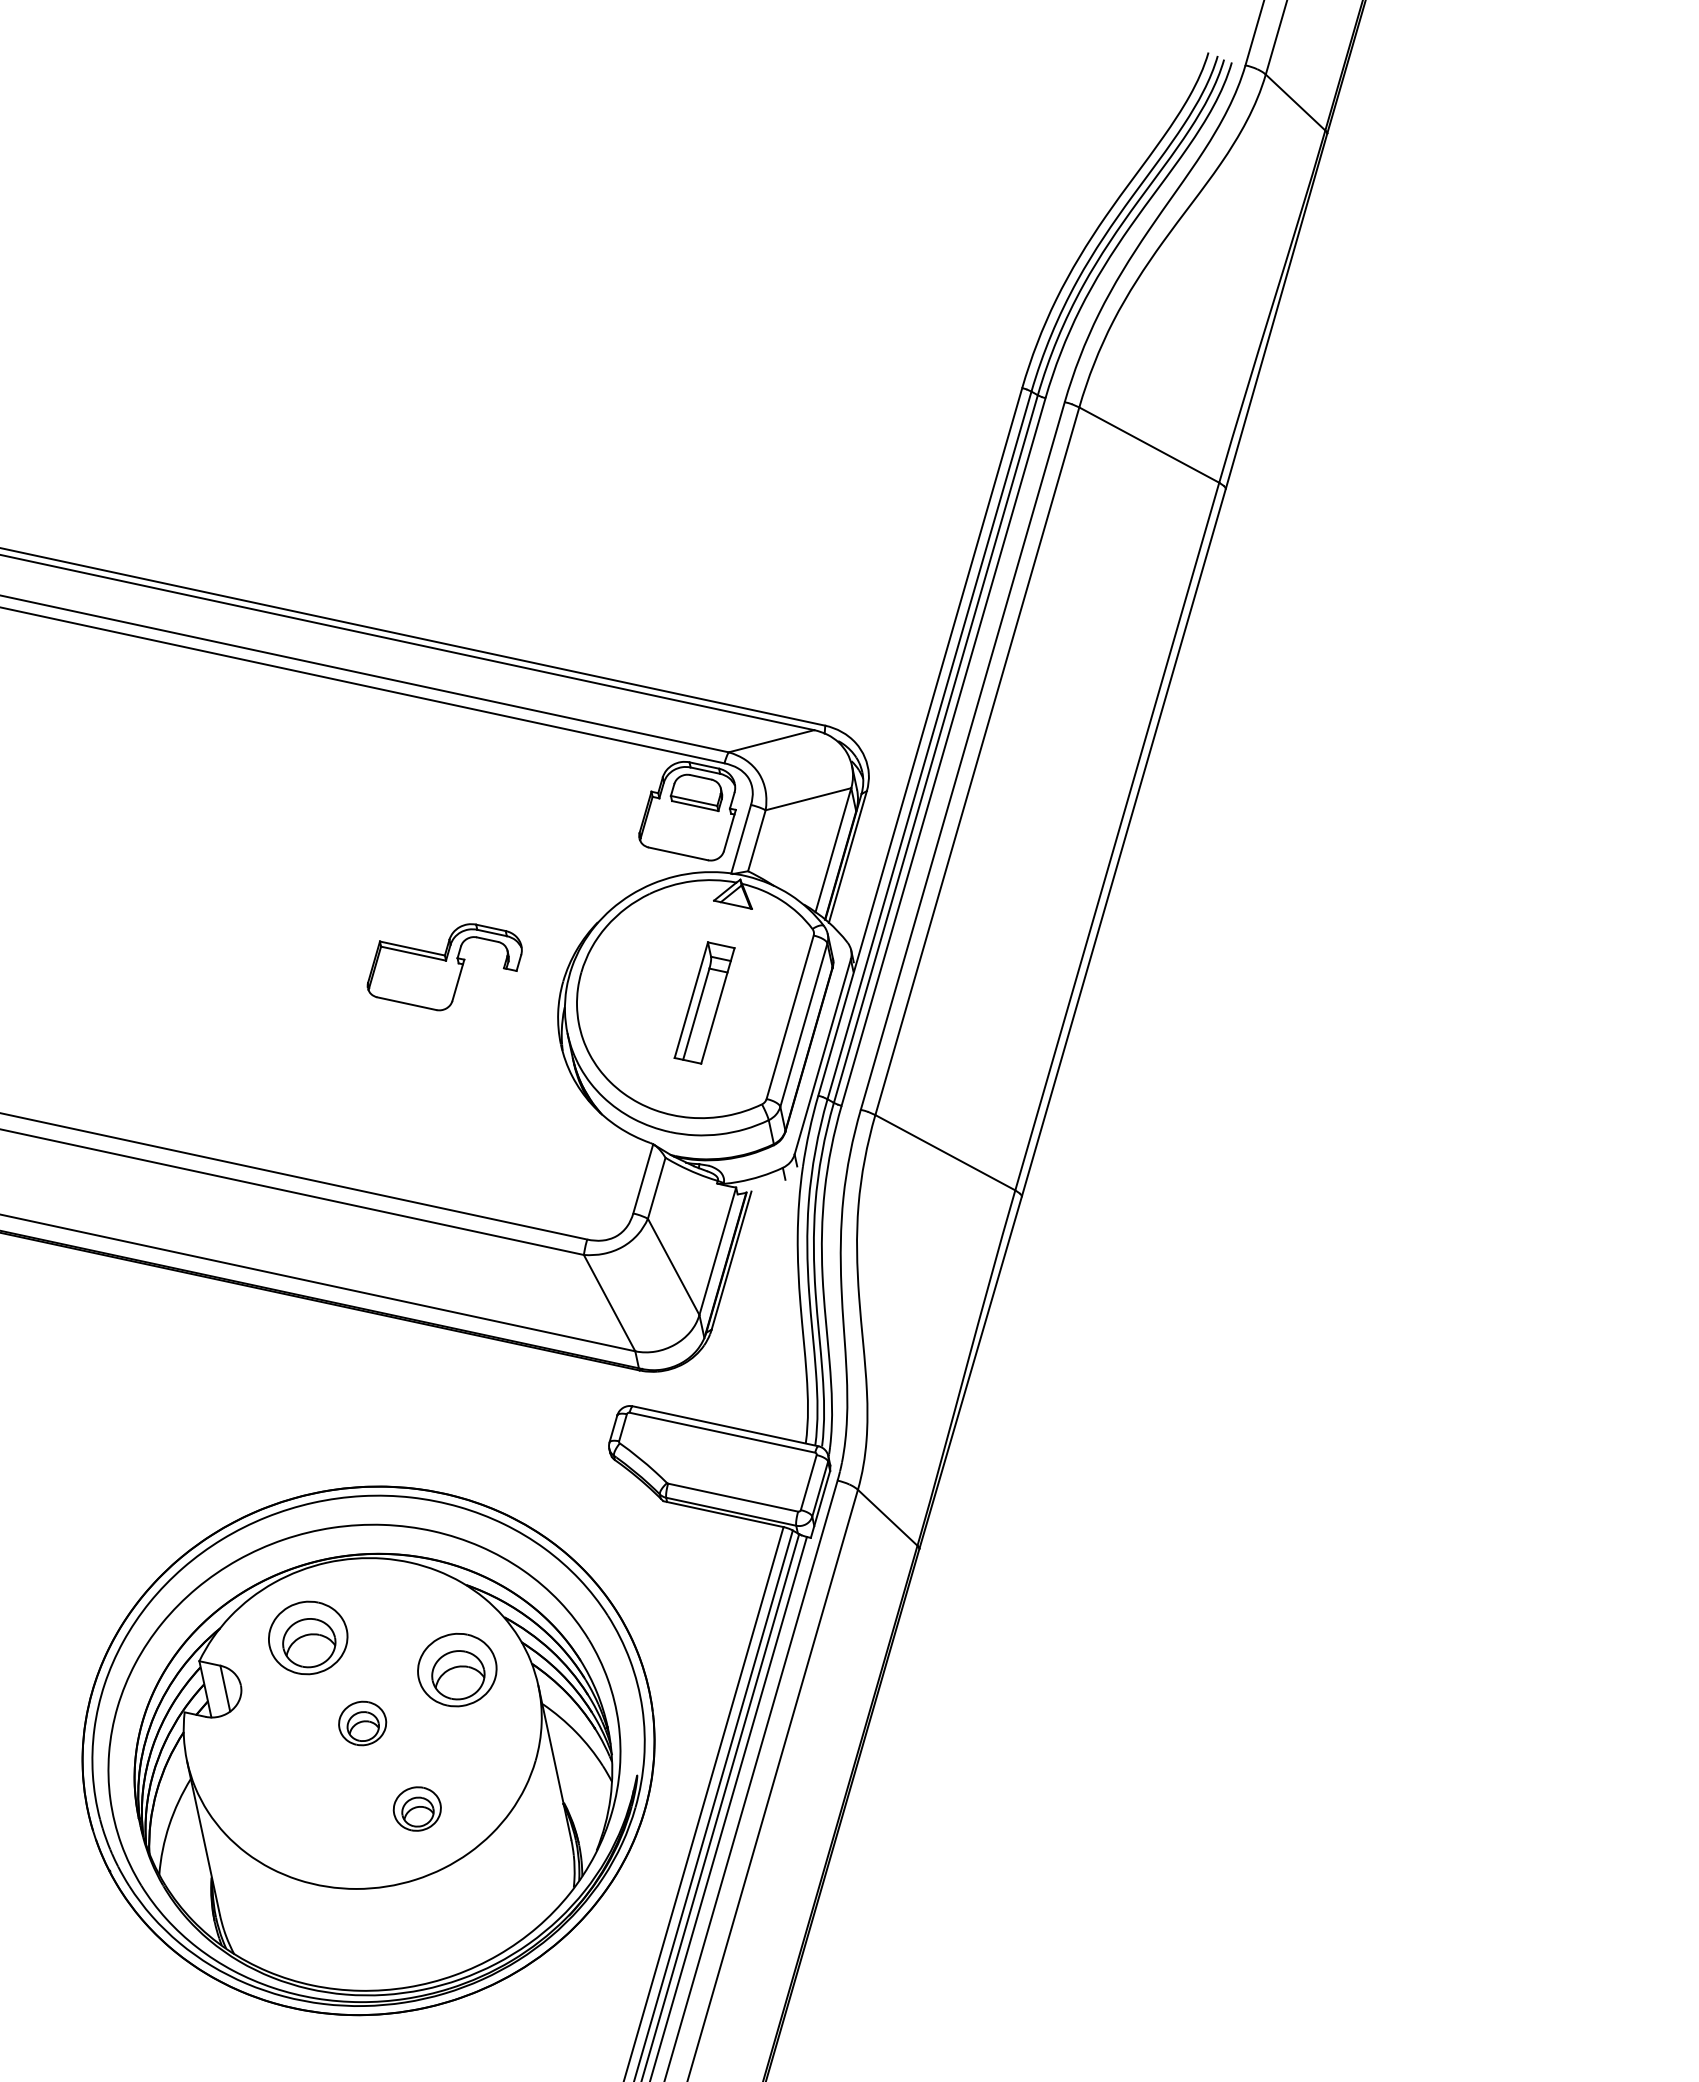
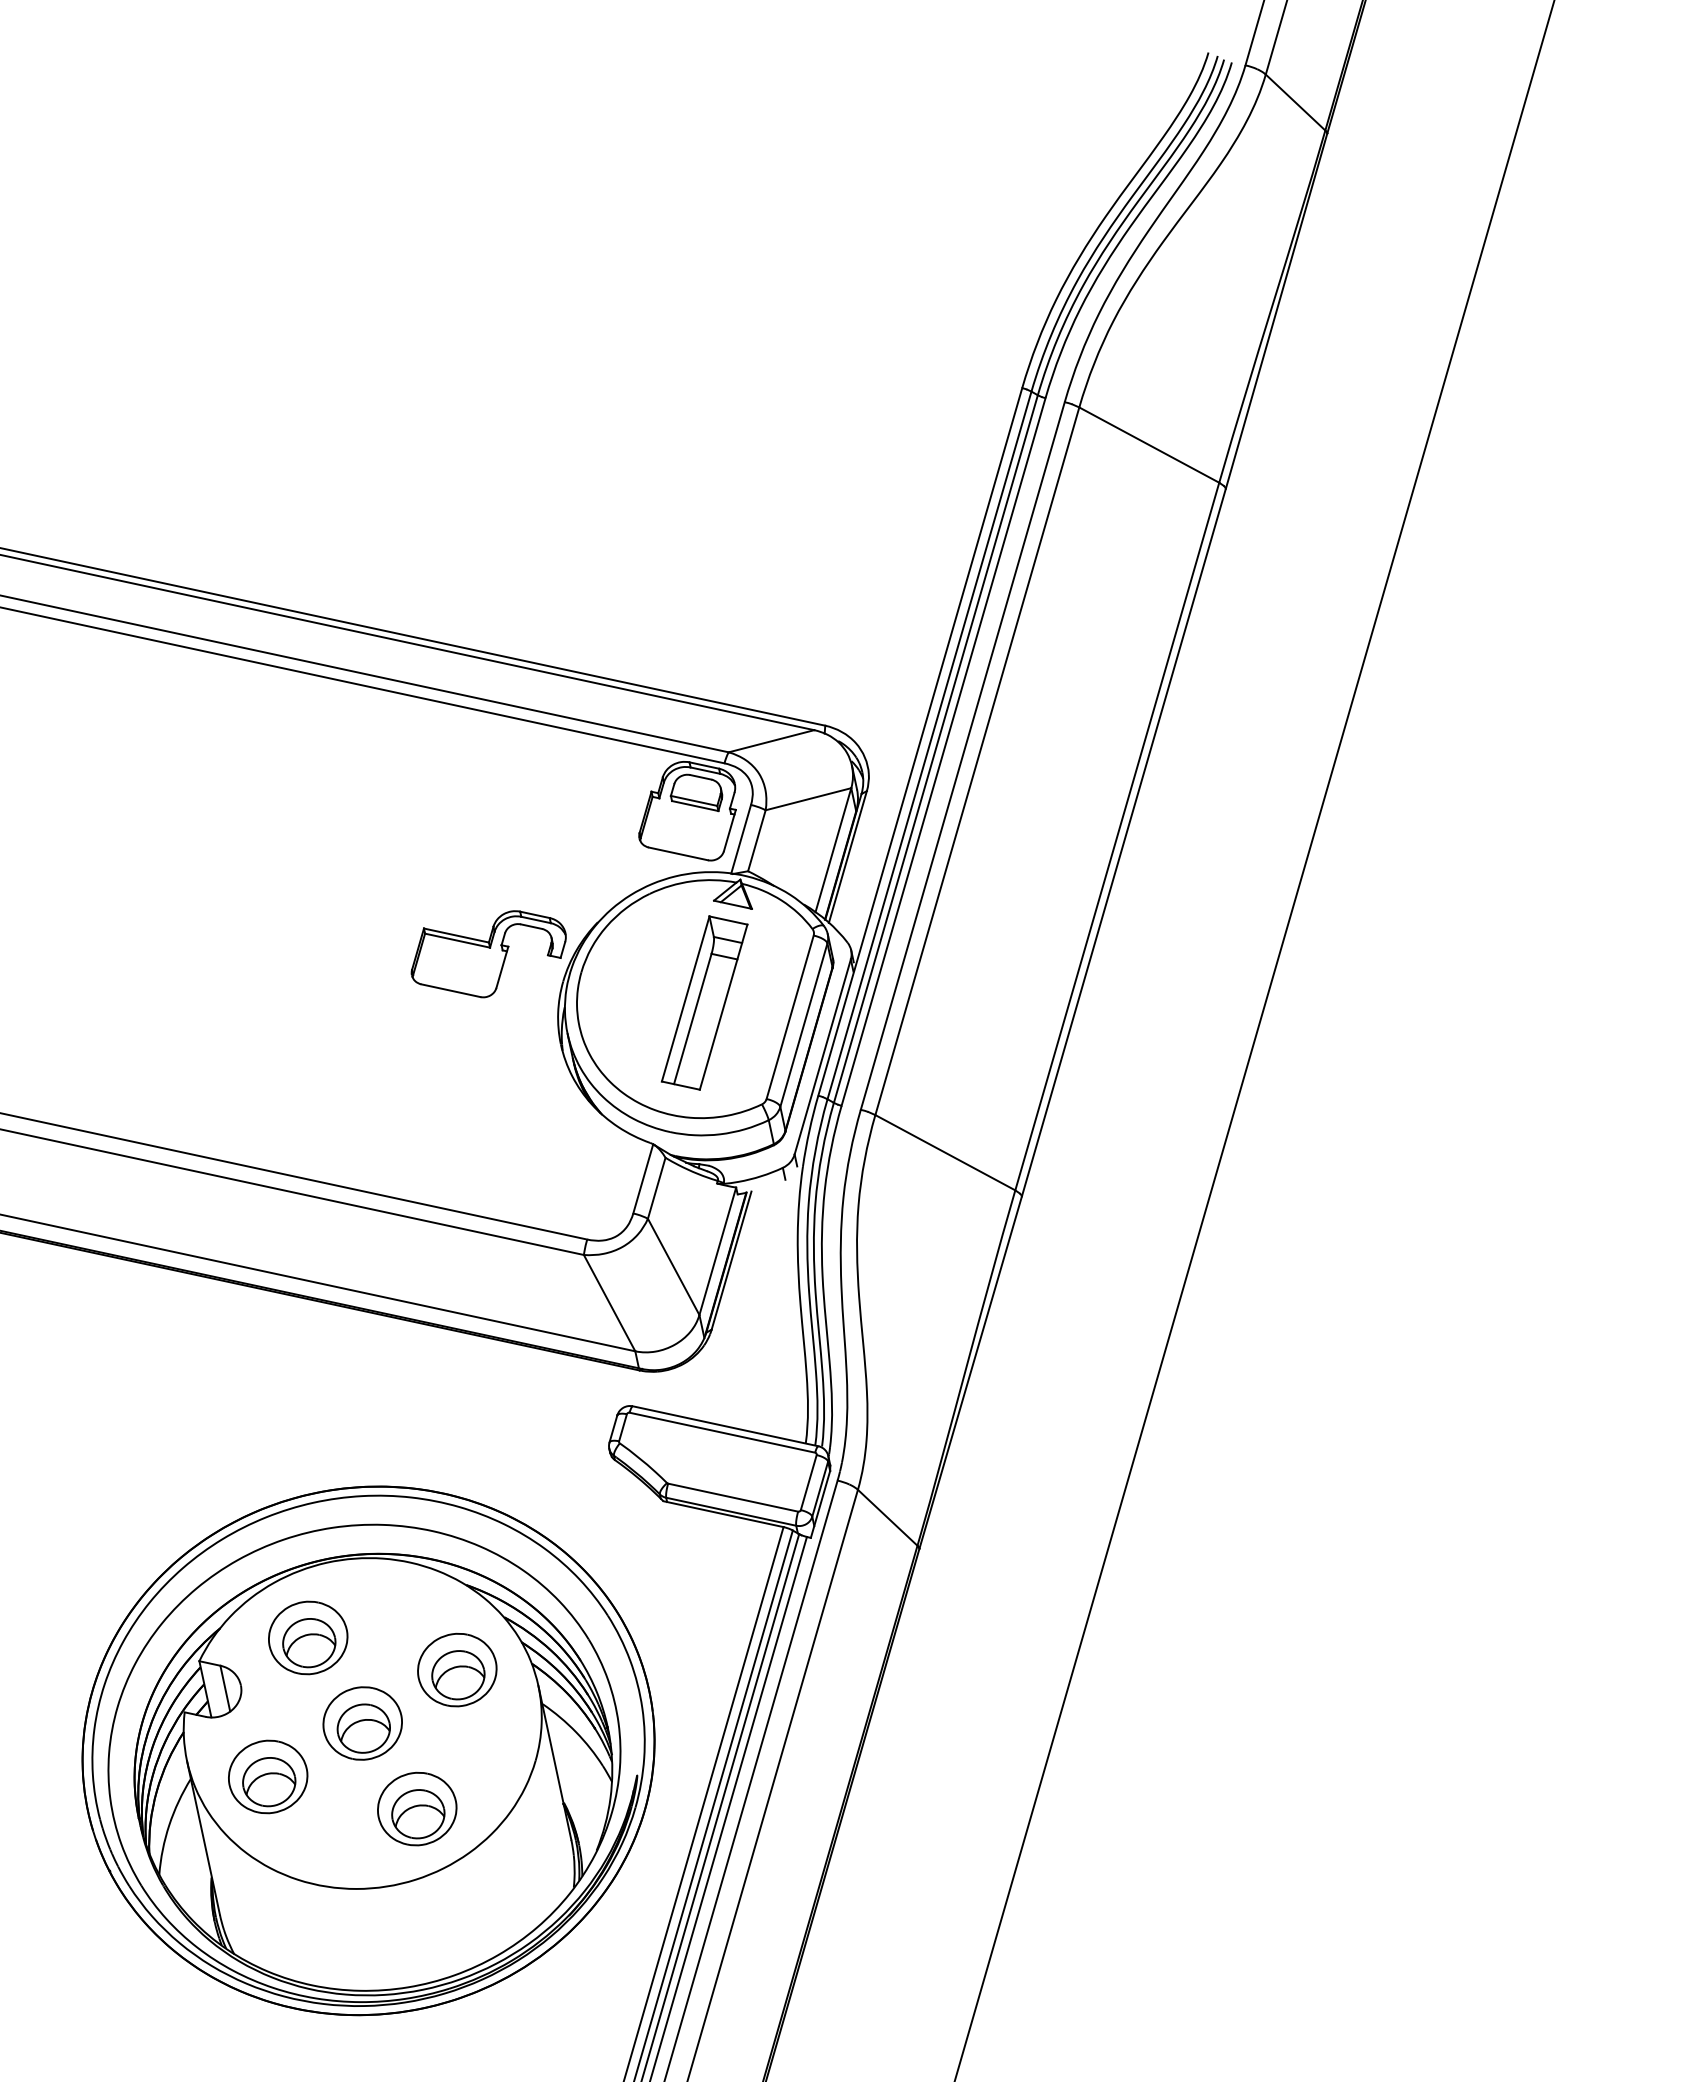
part position: (444, 967) -> (488, 954) (488, 954)
part size: 63x124 px -> 89x176 px (704, 1002)
line: none -> present (1254, 1040)
part size: 50x47 px -> 81x75 px (362, 1723)
part: none -> present (268, 1776)
part size: 50x46 px -> 81x76 px (417, 1808)
